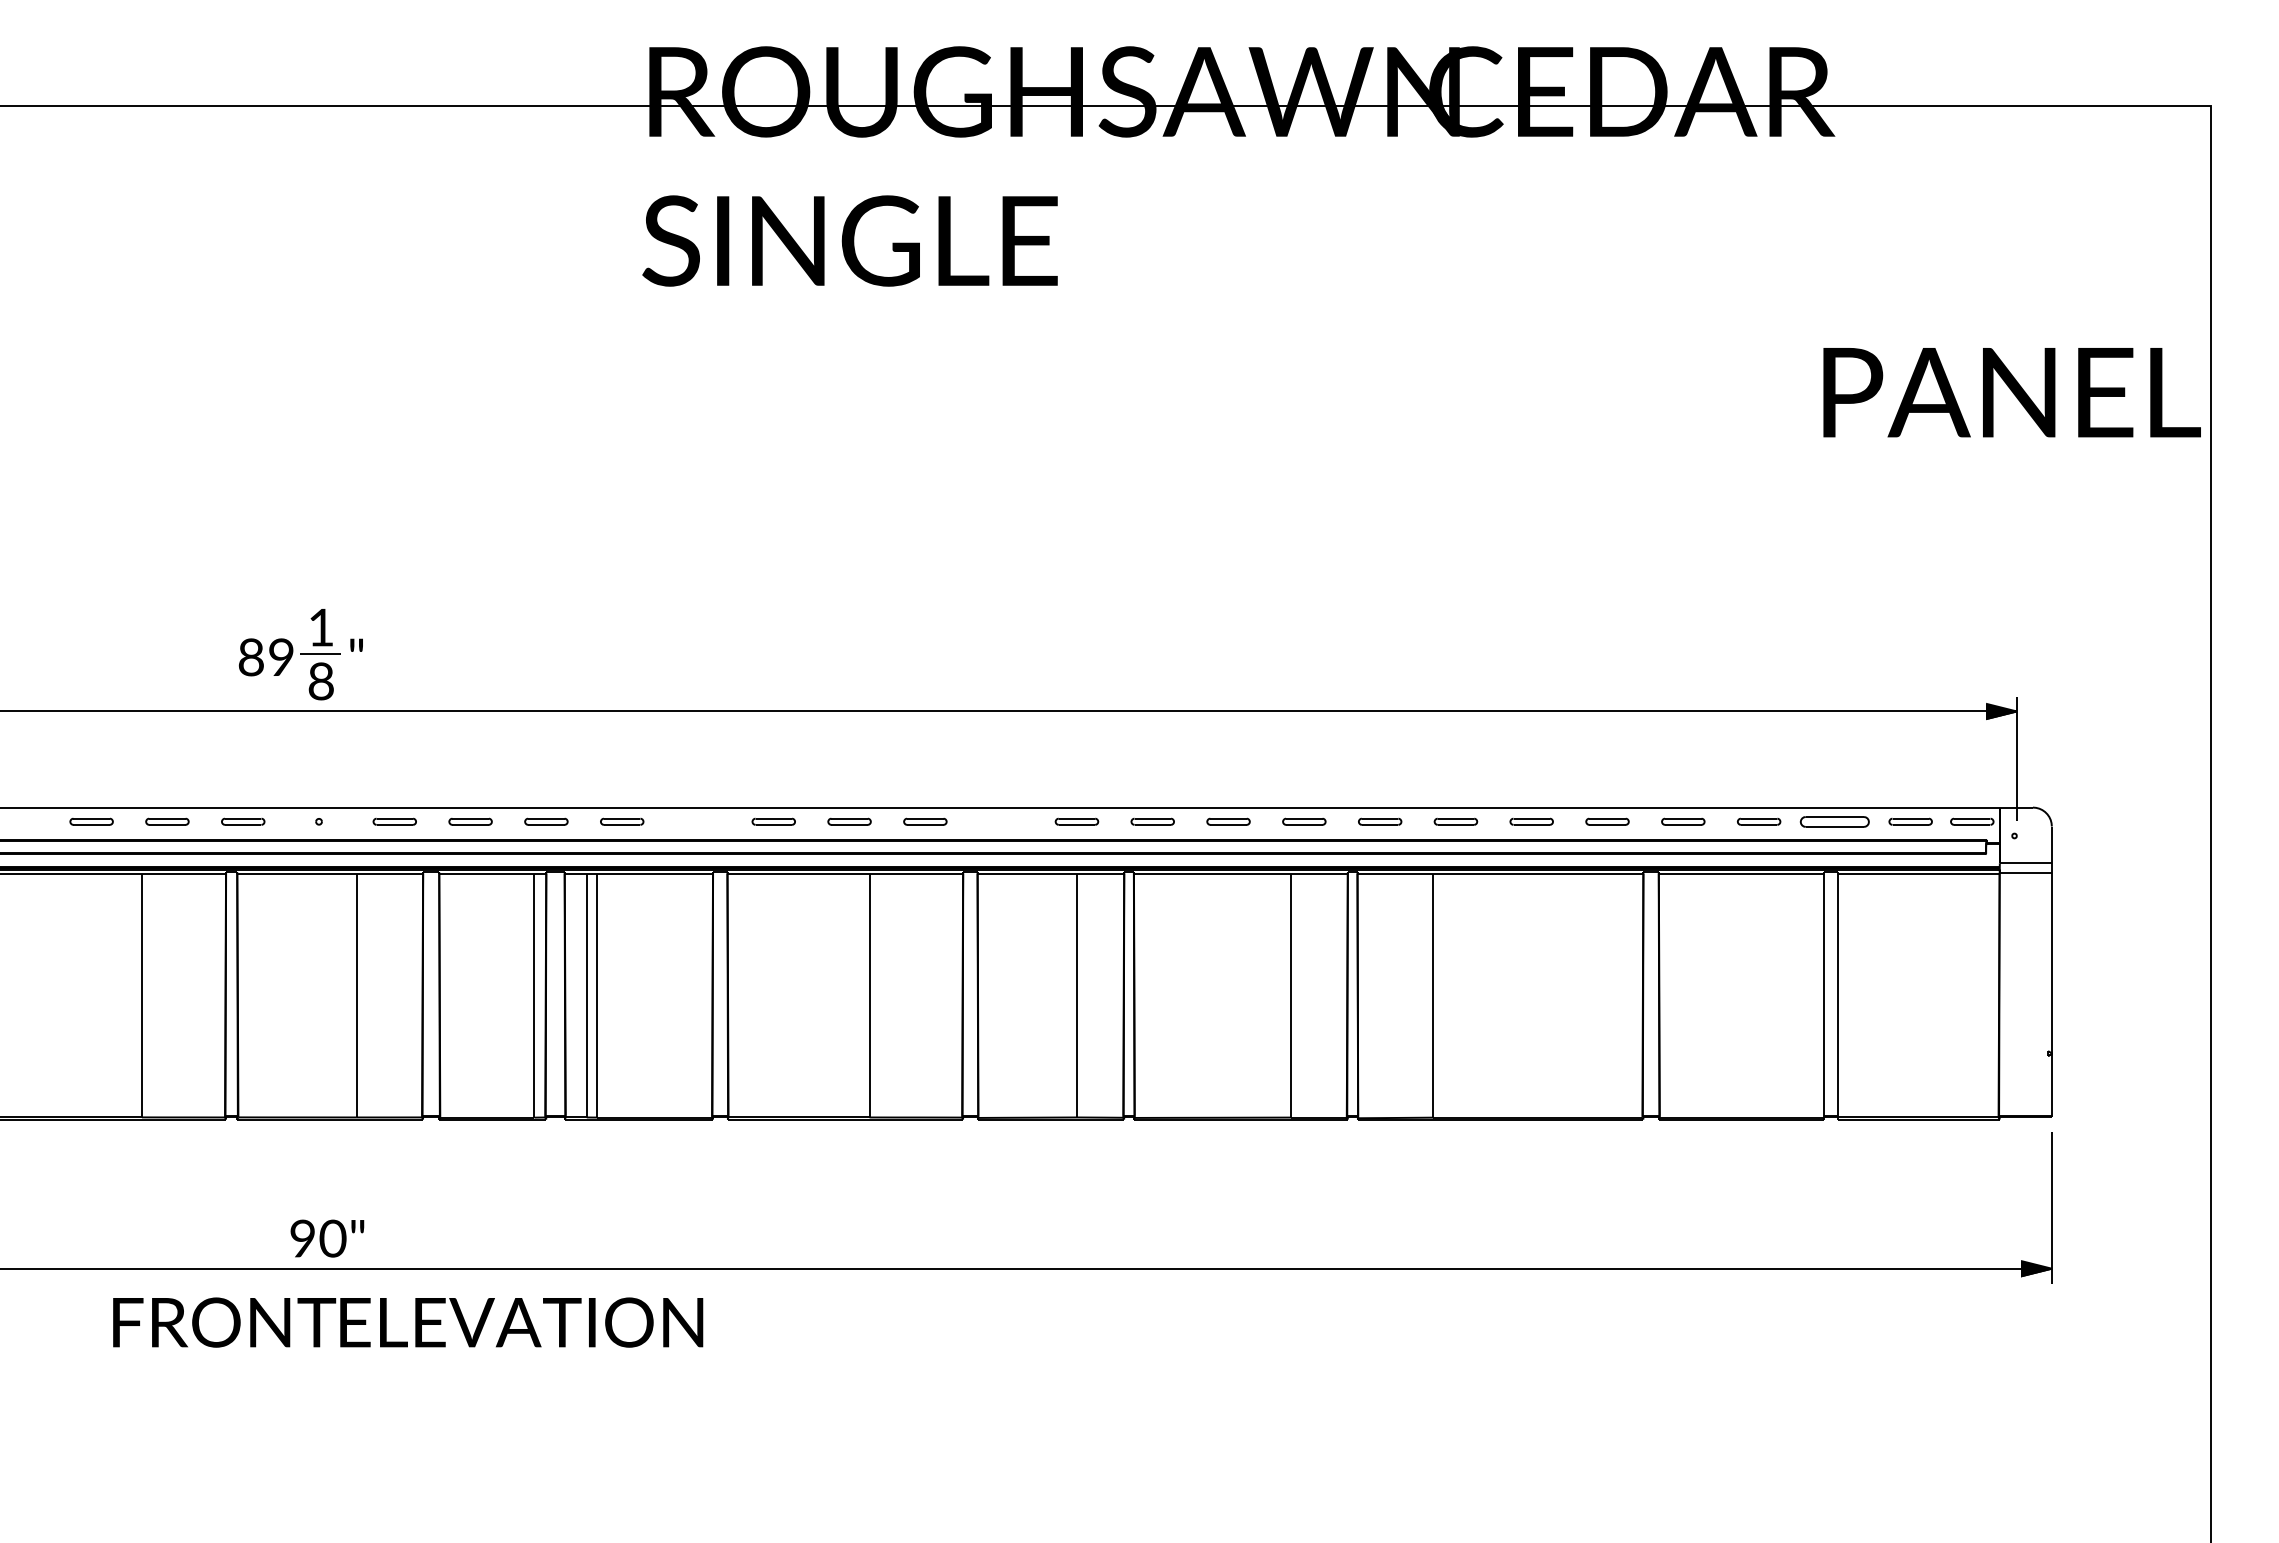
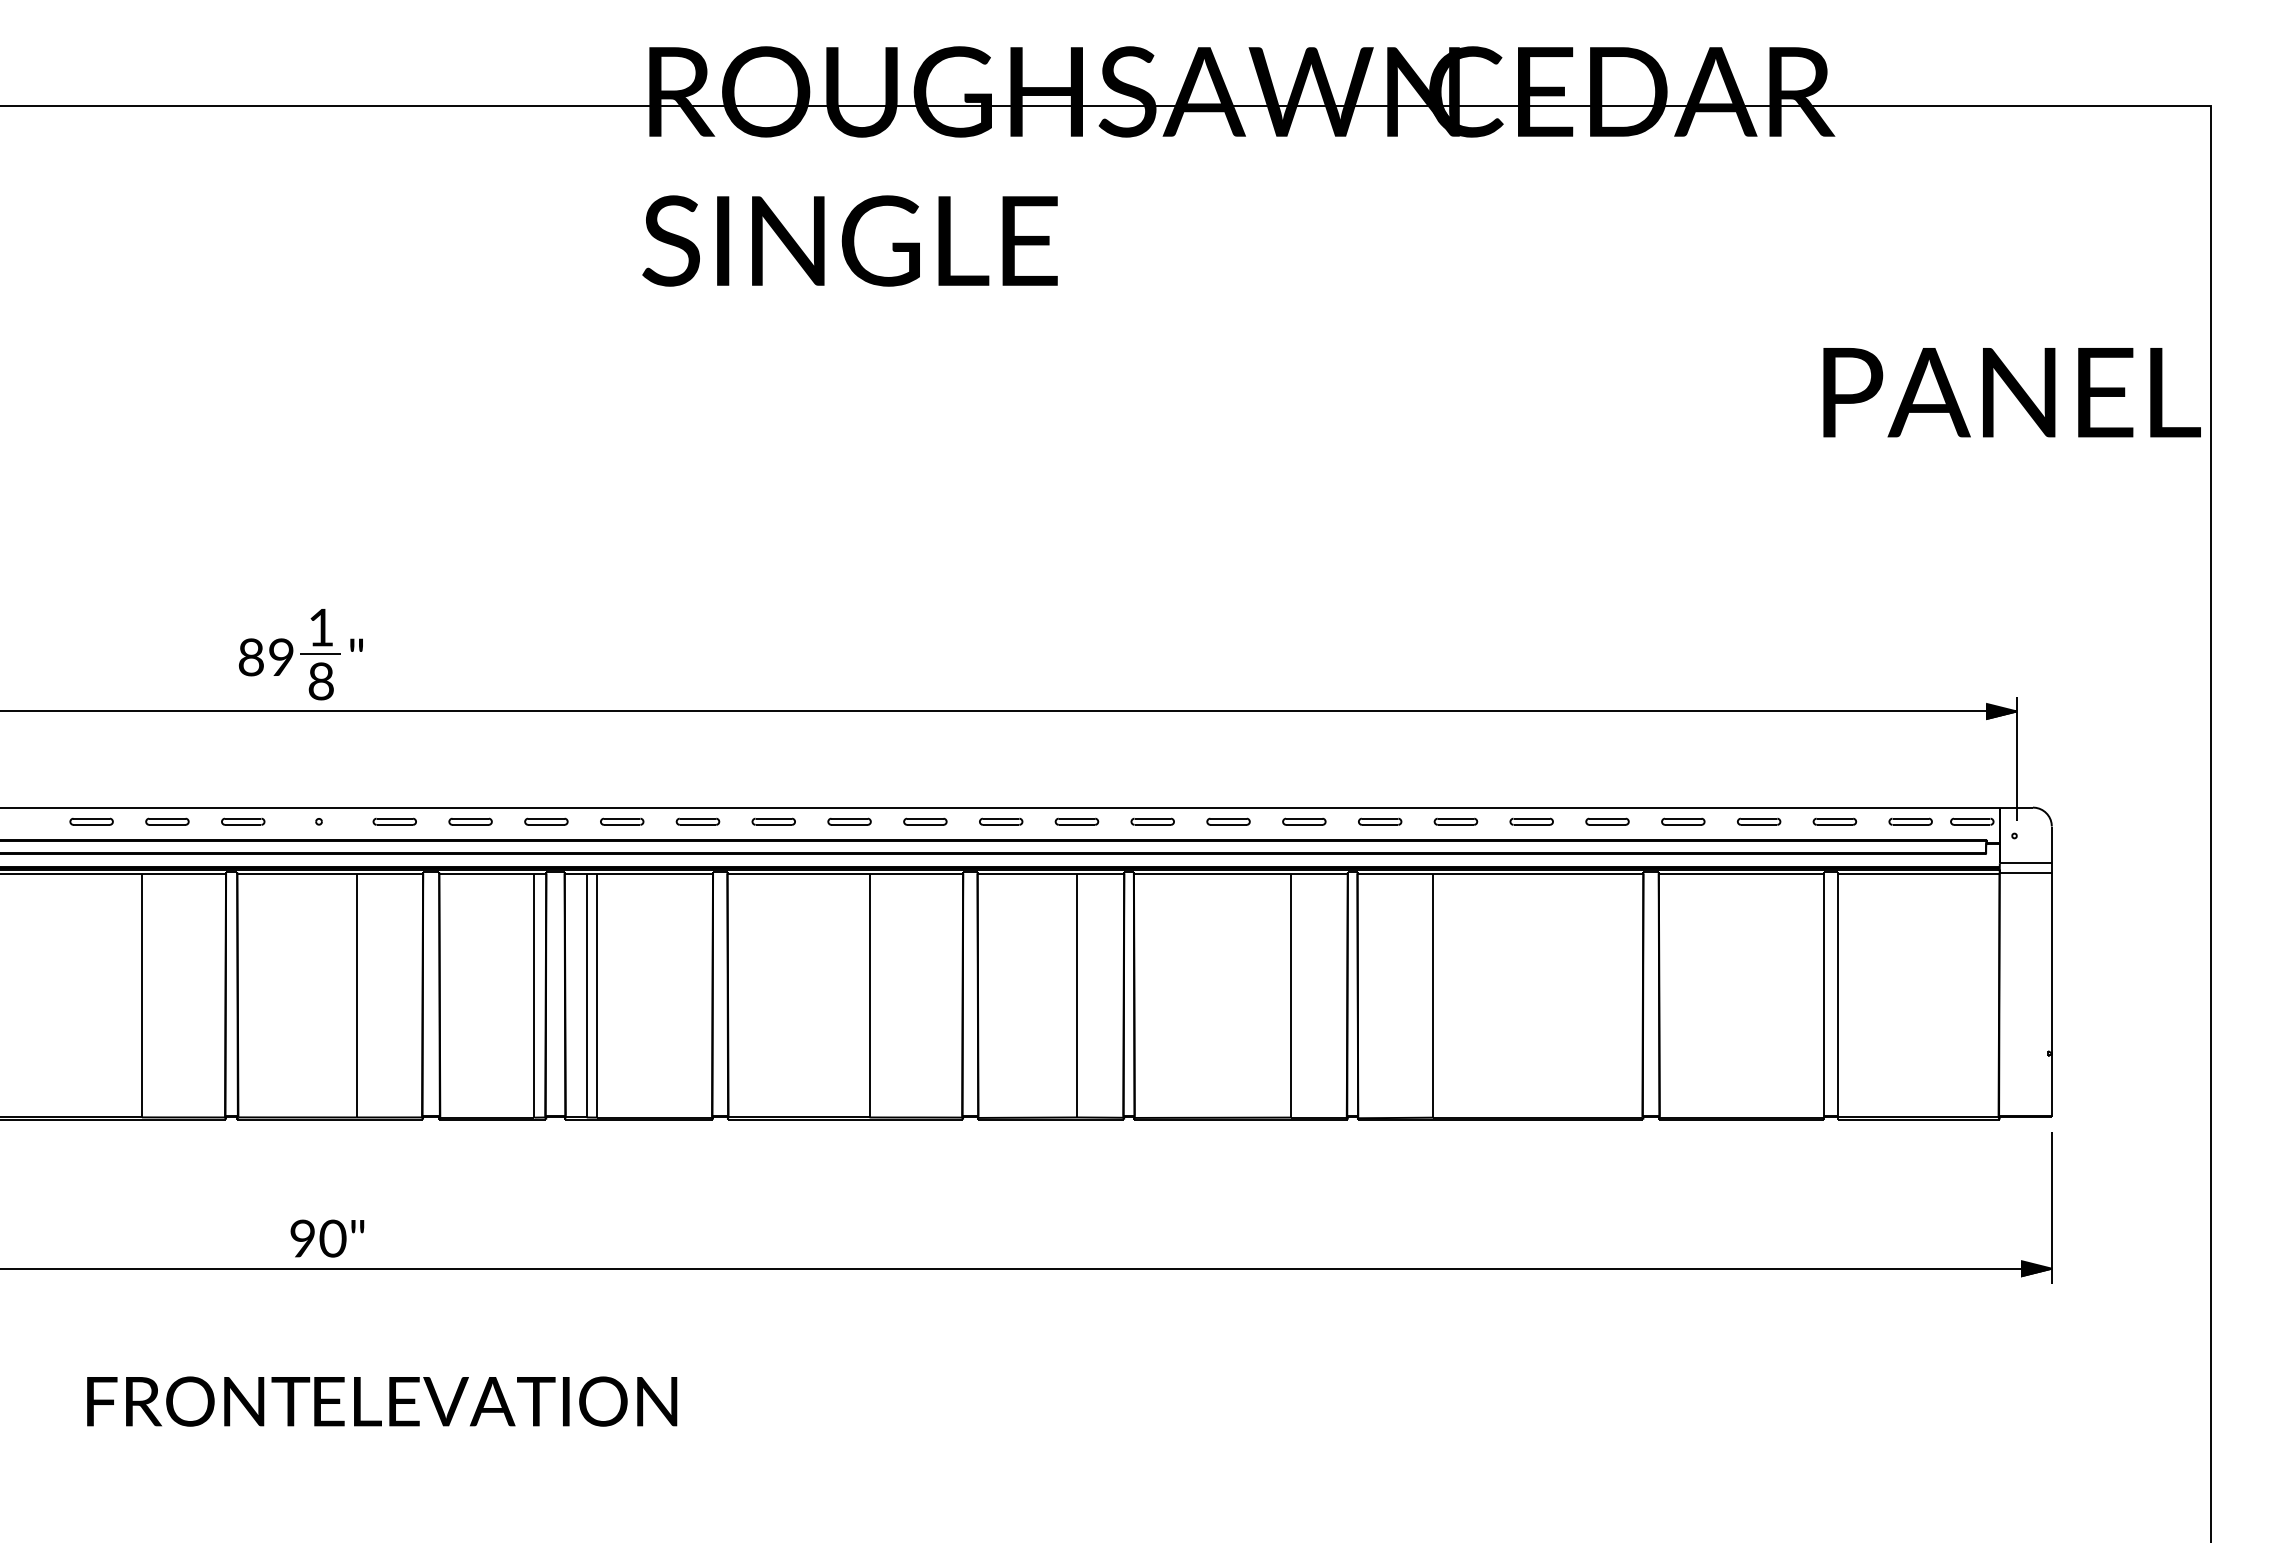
part: none -> present (697, 821)
part: none -> present (1001, 821)
part size: 71x12 px -> 46x9 px (1834, 821)
text position: (408, 1322) -> (382, 1401) (382, 1401)
